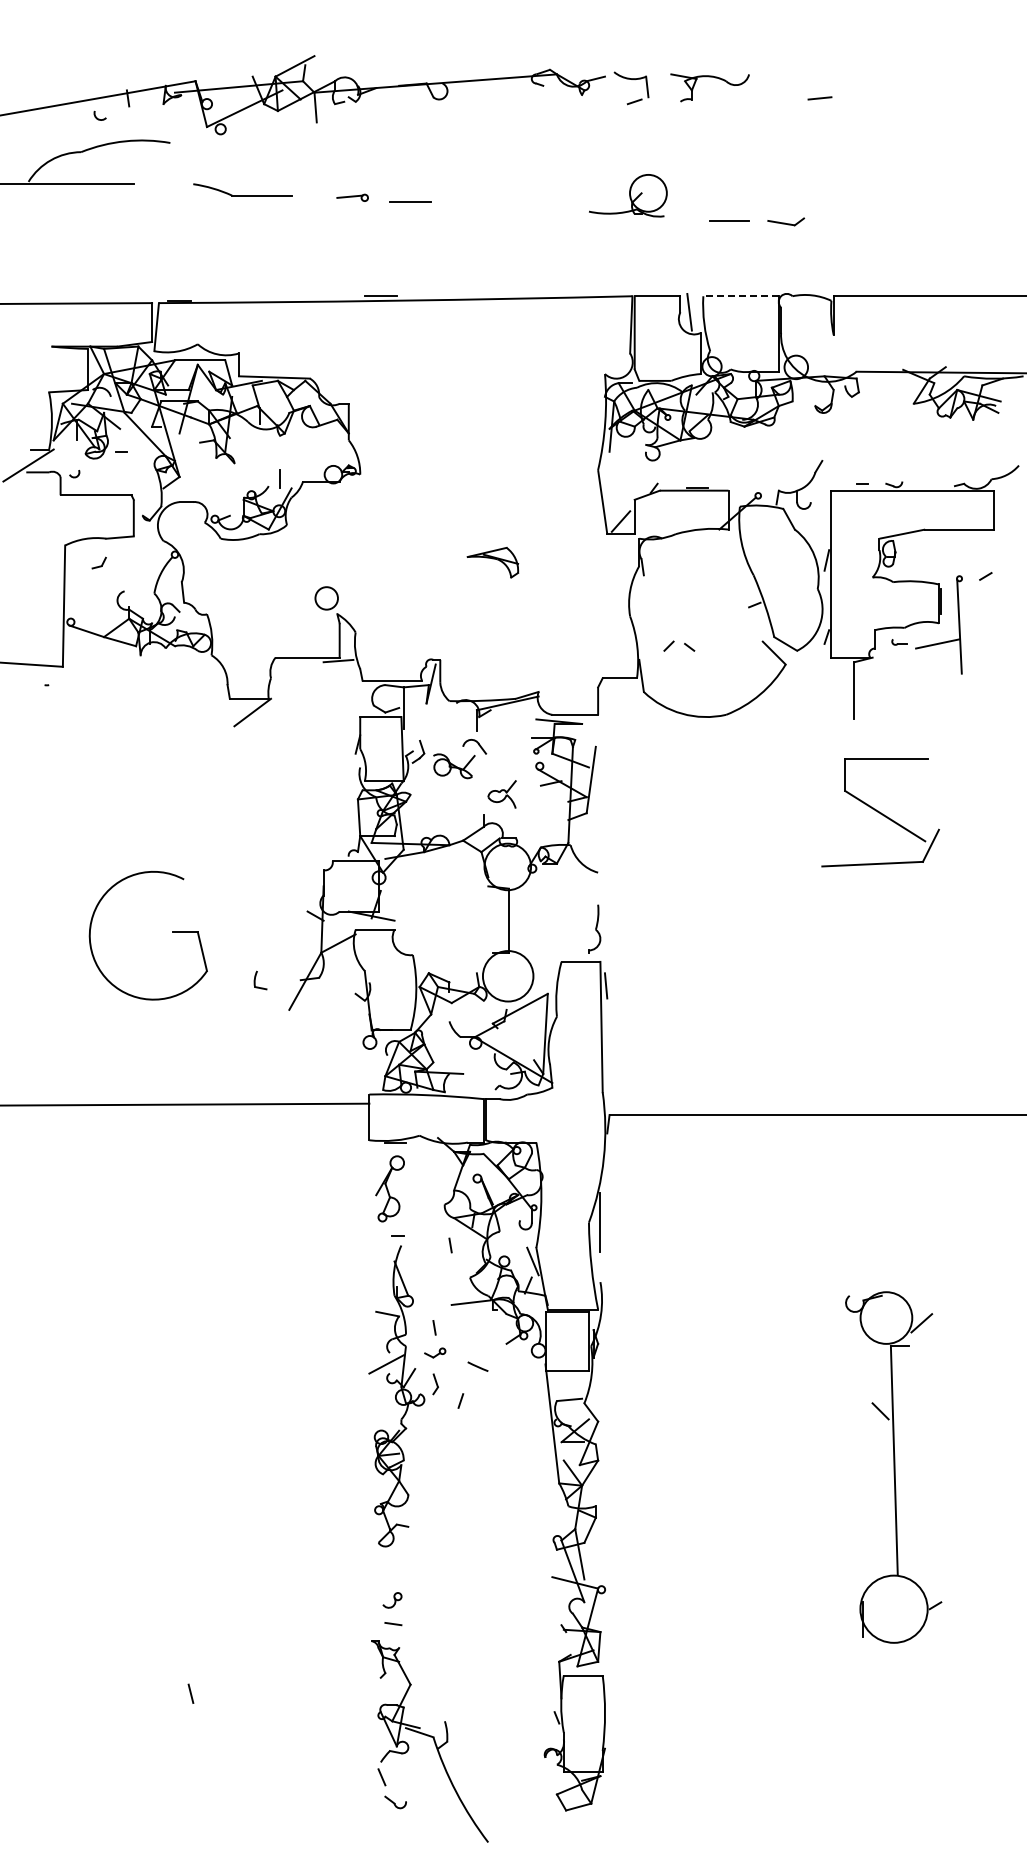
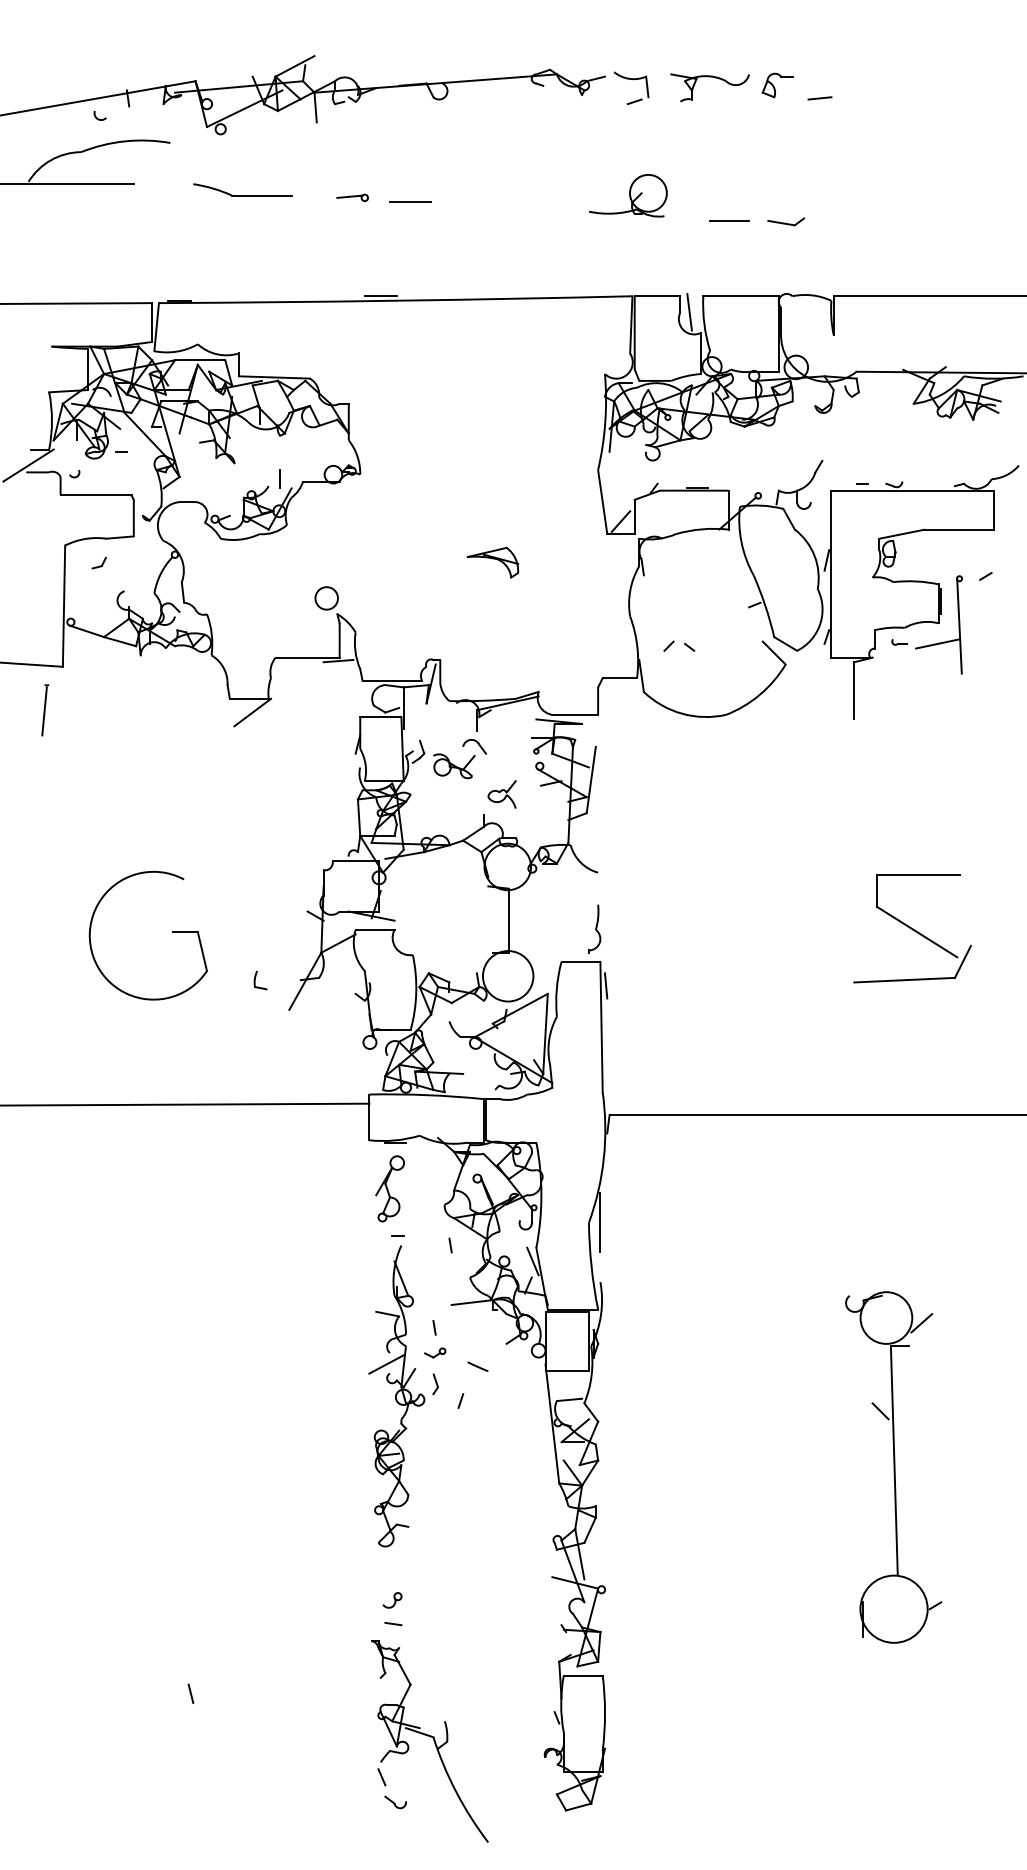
part: none -> present (777, 85)
line: dashed -> solid (741, 296)
line: none -> present (44, 711)
part position: (880, 812) -> (912, 928) (912, 928)
